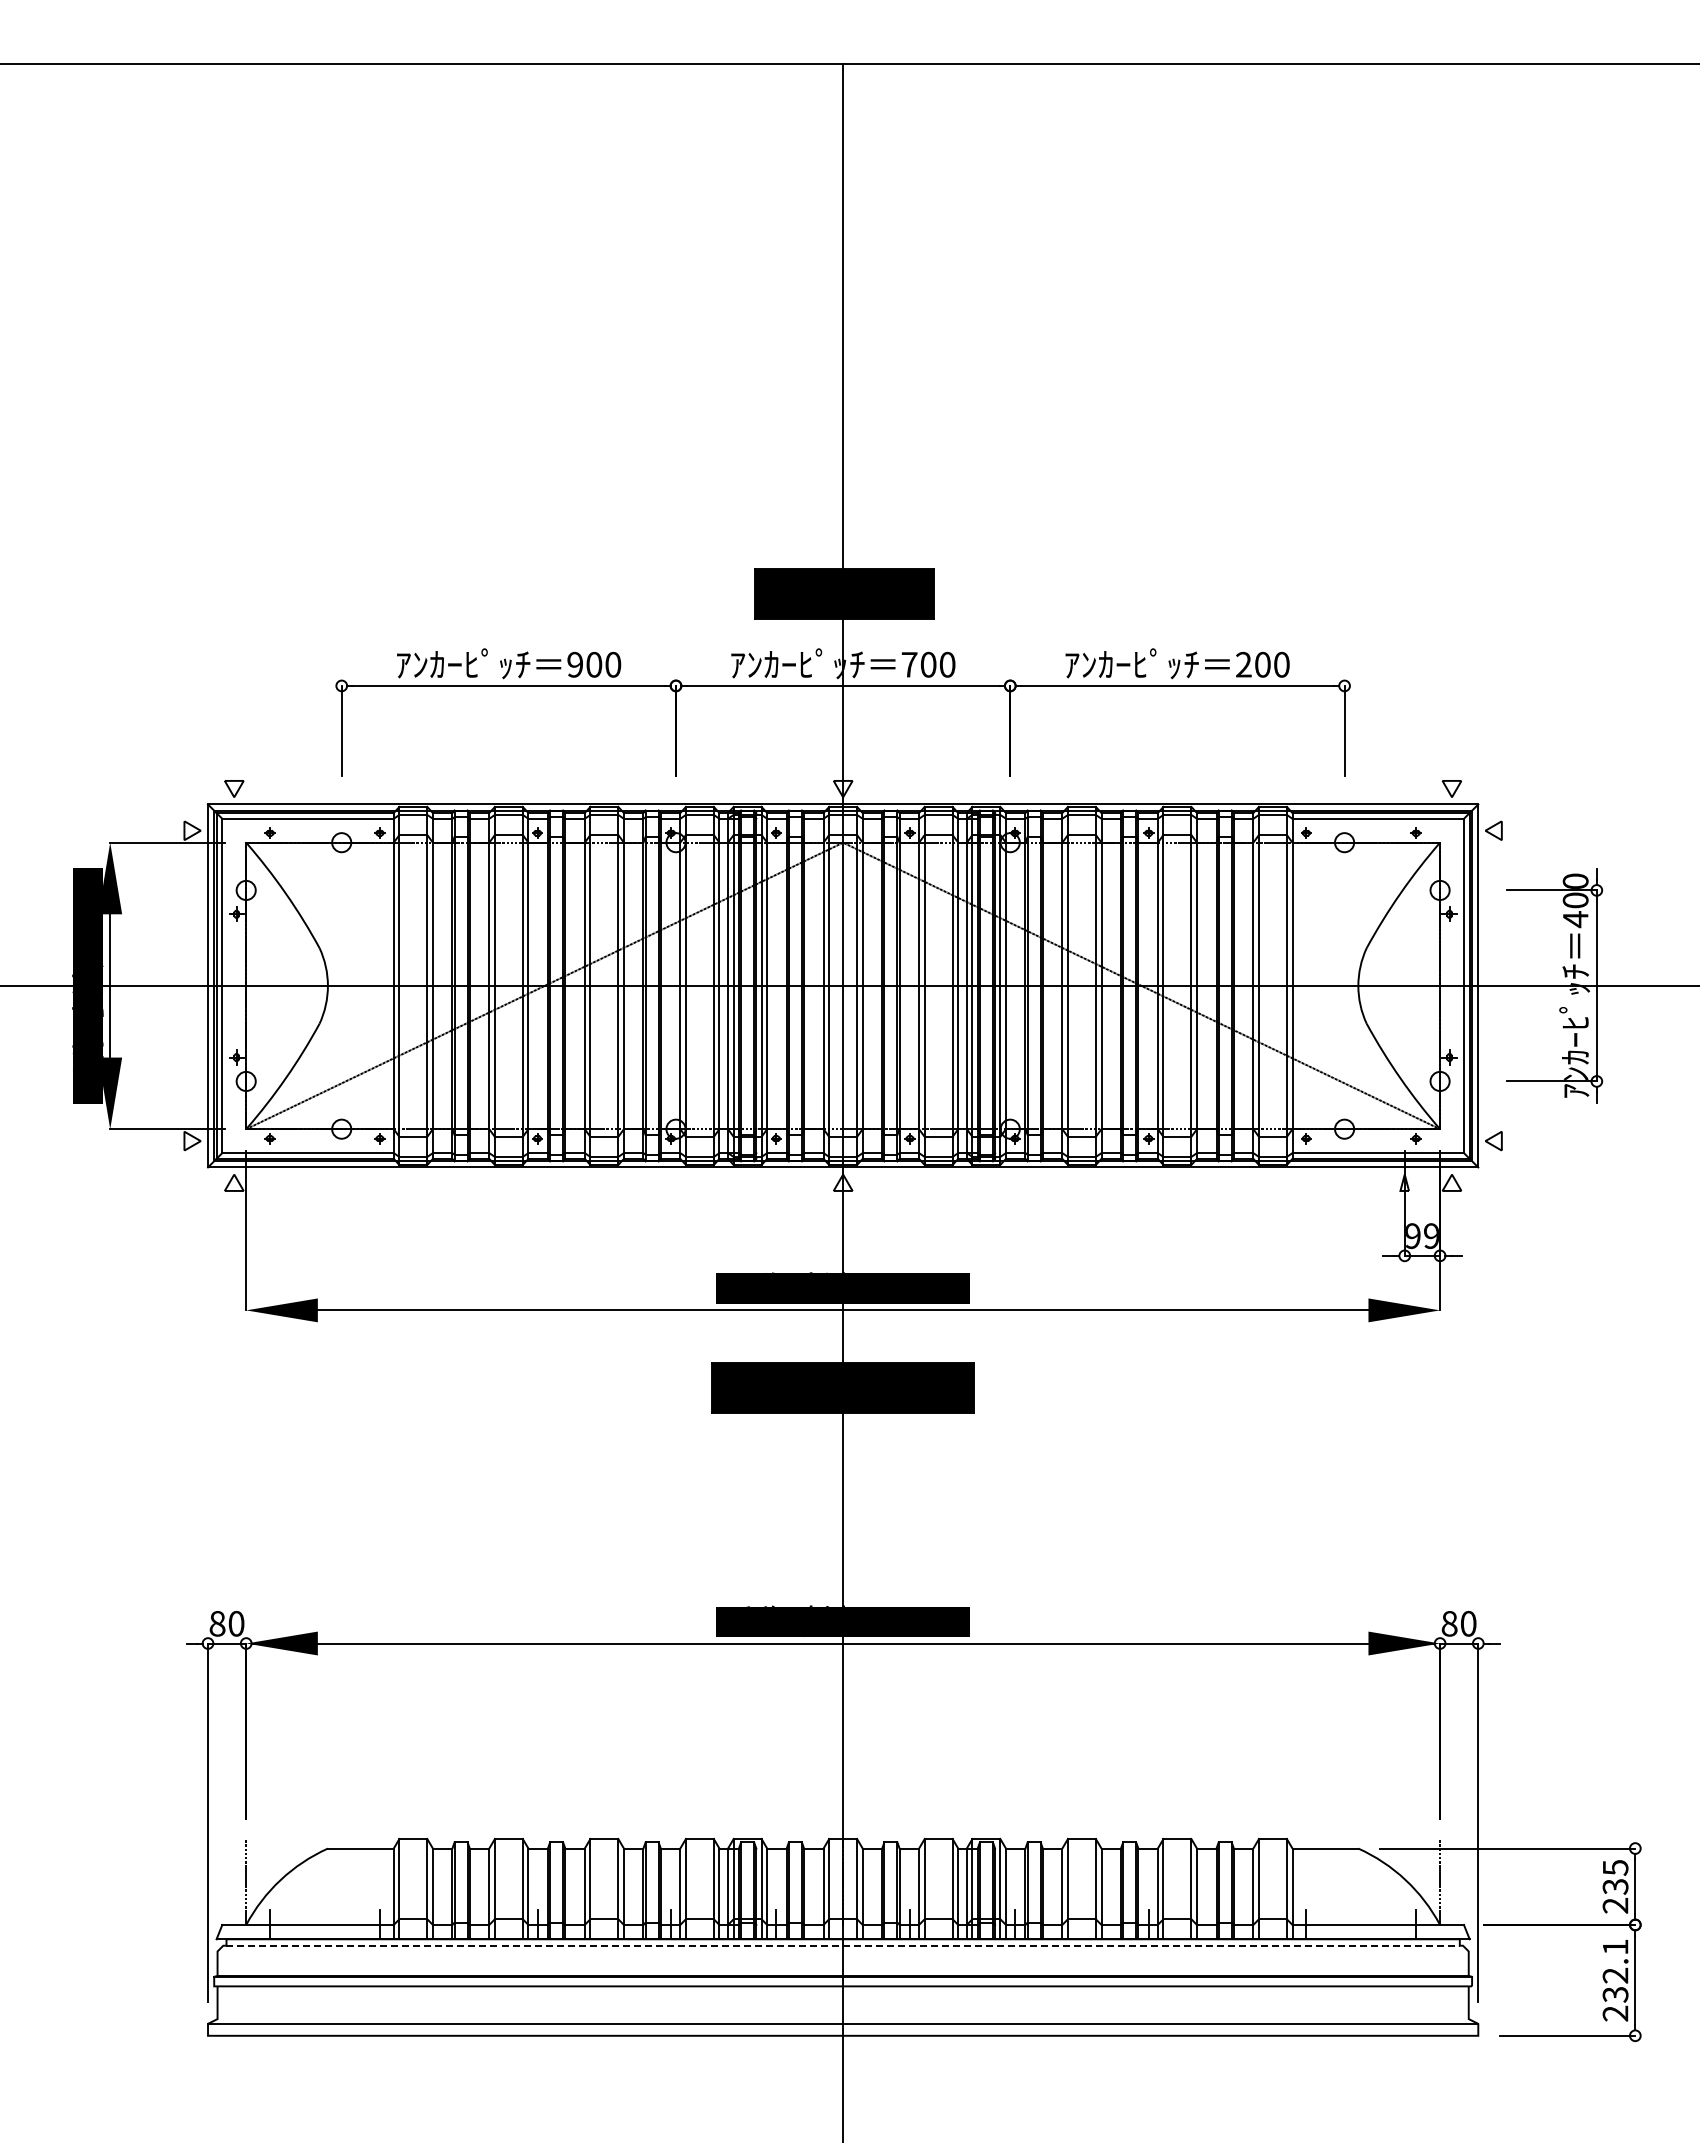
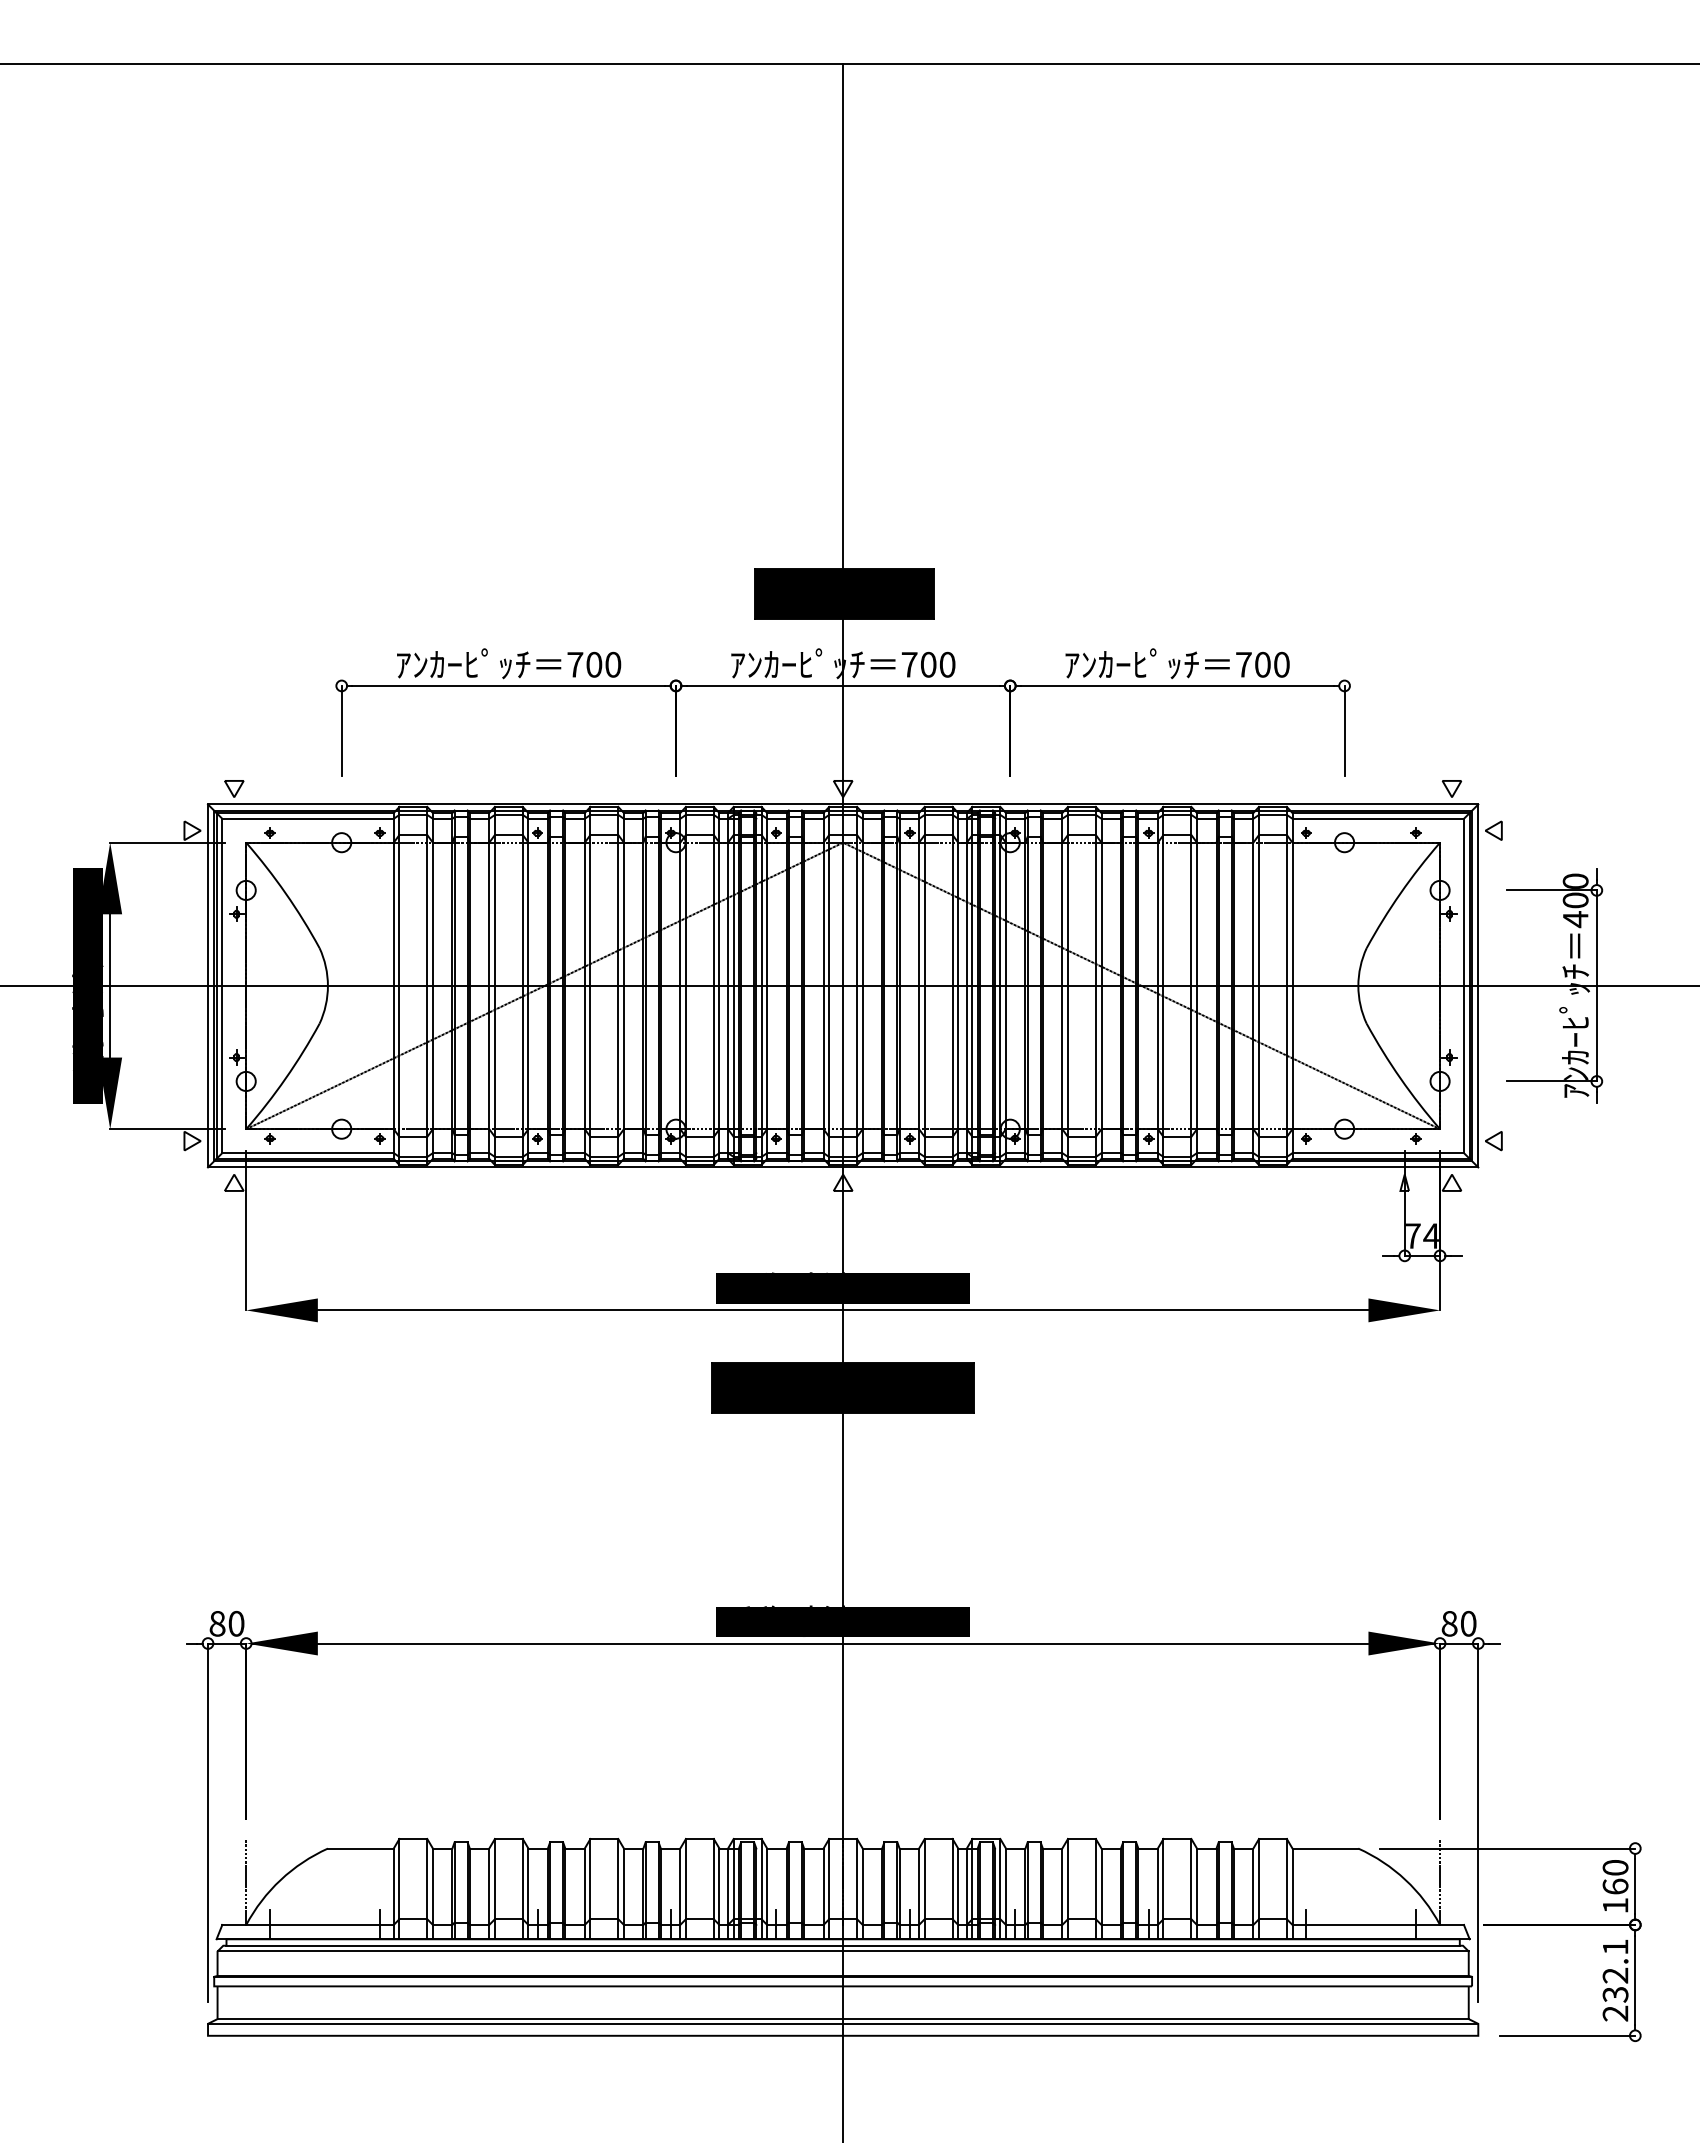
text: 900 -> 700 (575, 664)
text: 200 -> 700 (1243, 664)
text: 99 -> 74 (1422, 1236)
text: 235 -> 160 (1615, 1886)
line: dashed -> solid (843, 1945)
line: none -> present (842, 1951)
line: none -> present (842, 2019)
